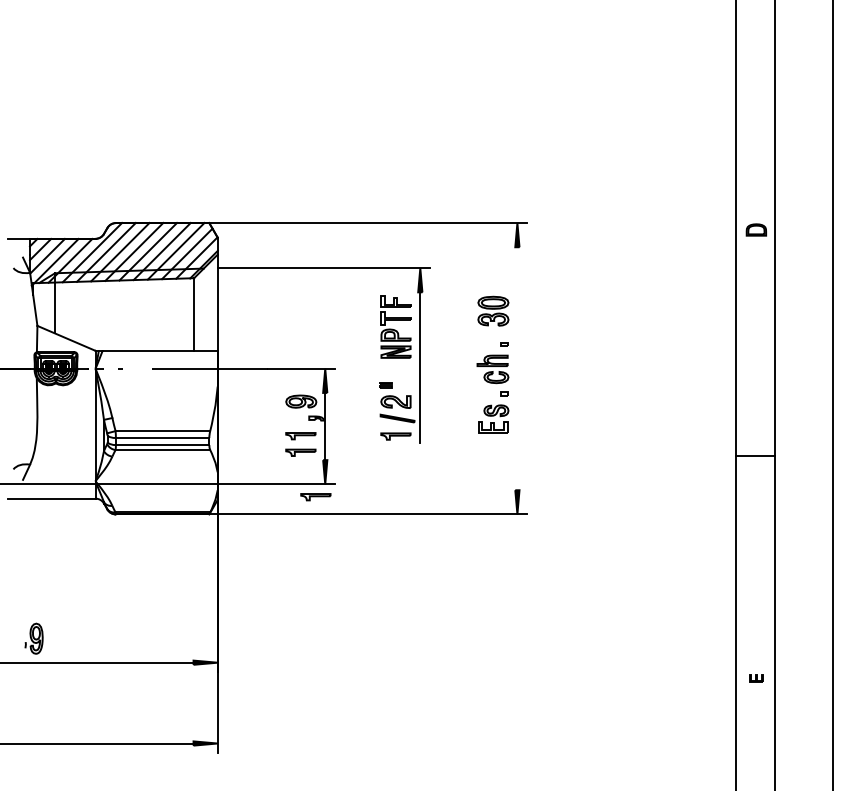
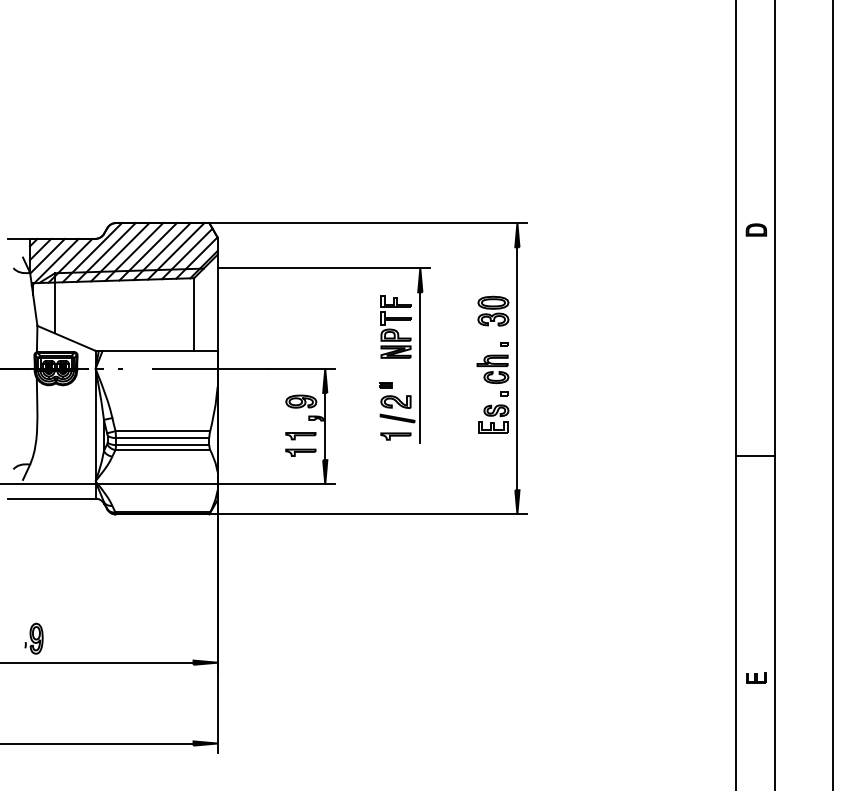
line: none -> present (517, 368)
part: present -> none (315, 497)
part size: 15x9 px -> 21x12 px (756, 677)
